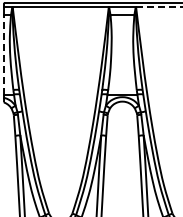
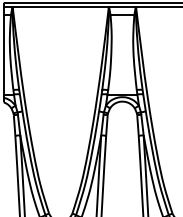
line: dashed -> solid (159, 7)
line: dashed -> solid (4, 54)
